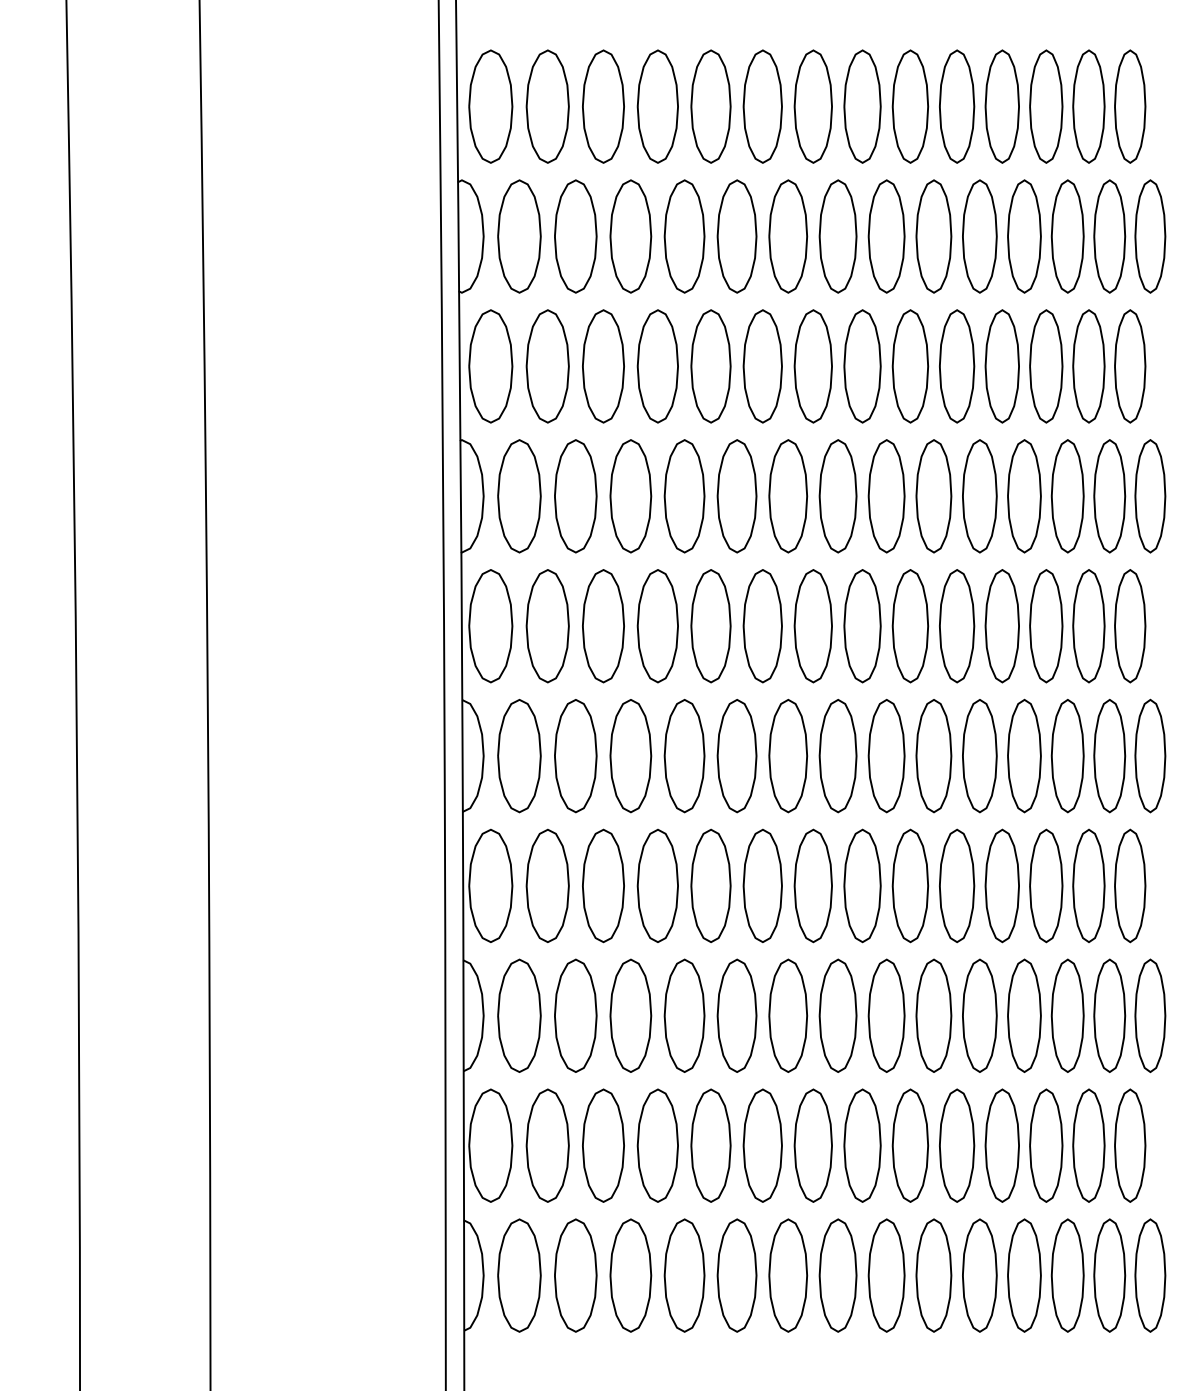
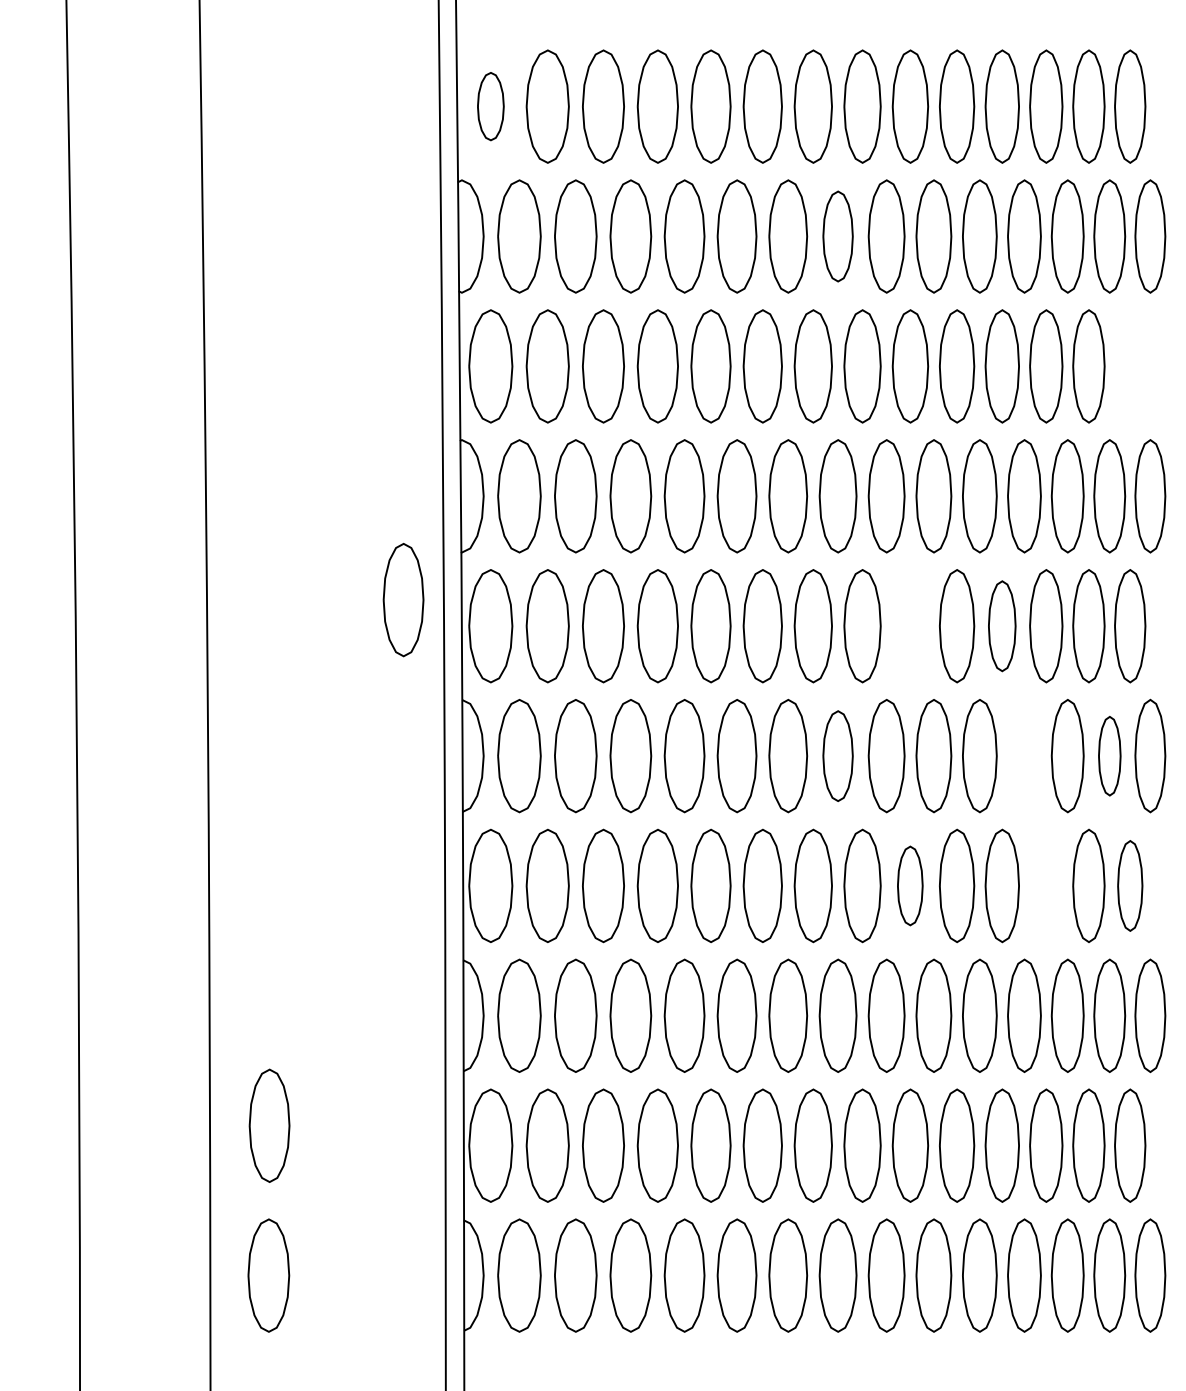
part size: 46x115 px -> 28x70 px (490, 106)
part size: 40x115 px -> 32x93 px (837, 236)
part: present -> none (1130, 366)
part: none -> present (403, 600)
part: present -> none (910, 626)
part size: 36x115 px -> 29x93 px (1002, 626)
part: present -> none (1024, 755)
part size: 40x115 px -> 32x92 px (837, 755)
part size: 34x115 px -> 24x81 px (1109, 756)
part size: 38x116 px -> 27x82 px (910, 885)
part: present -> none (1046, 885)
part size: 33x116 px -> 27x92 px (1130, 885)
part: none -> present (269, 1125)
part: none -> present (268, 1275)
